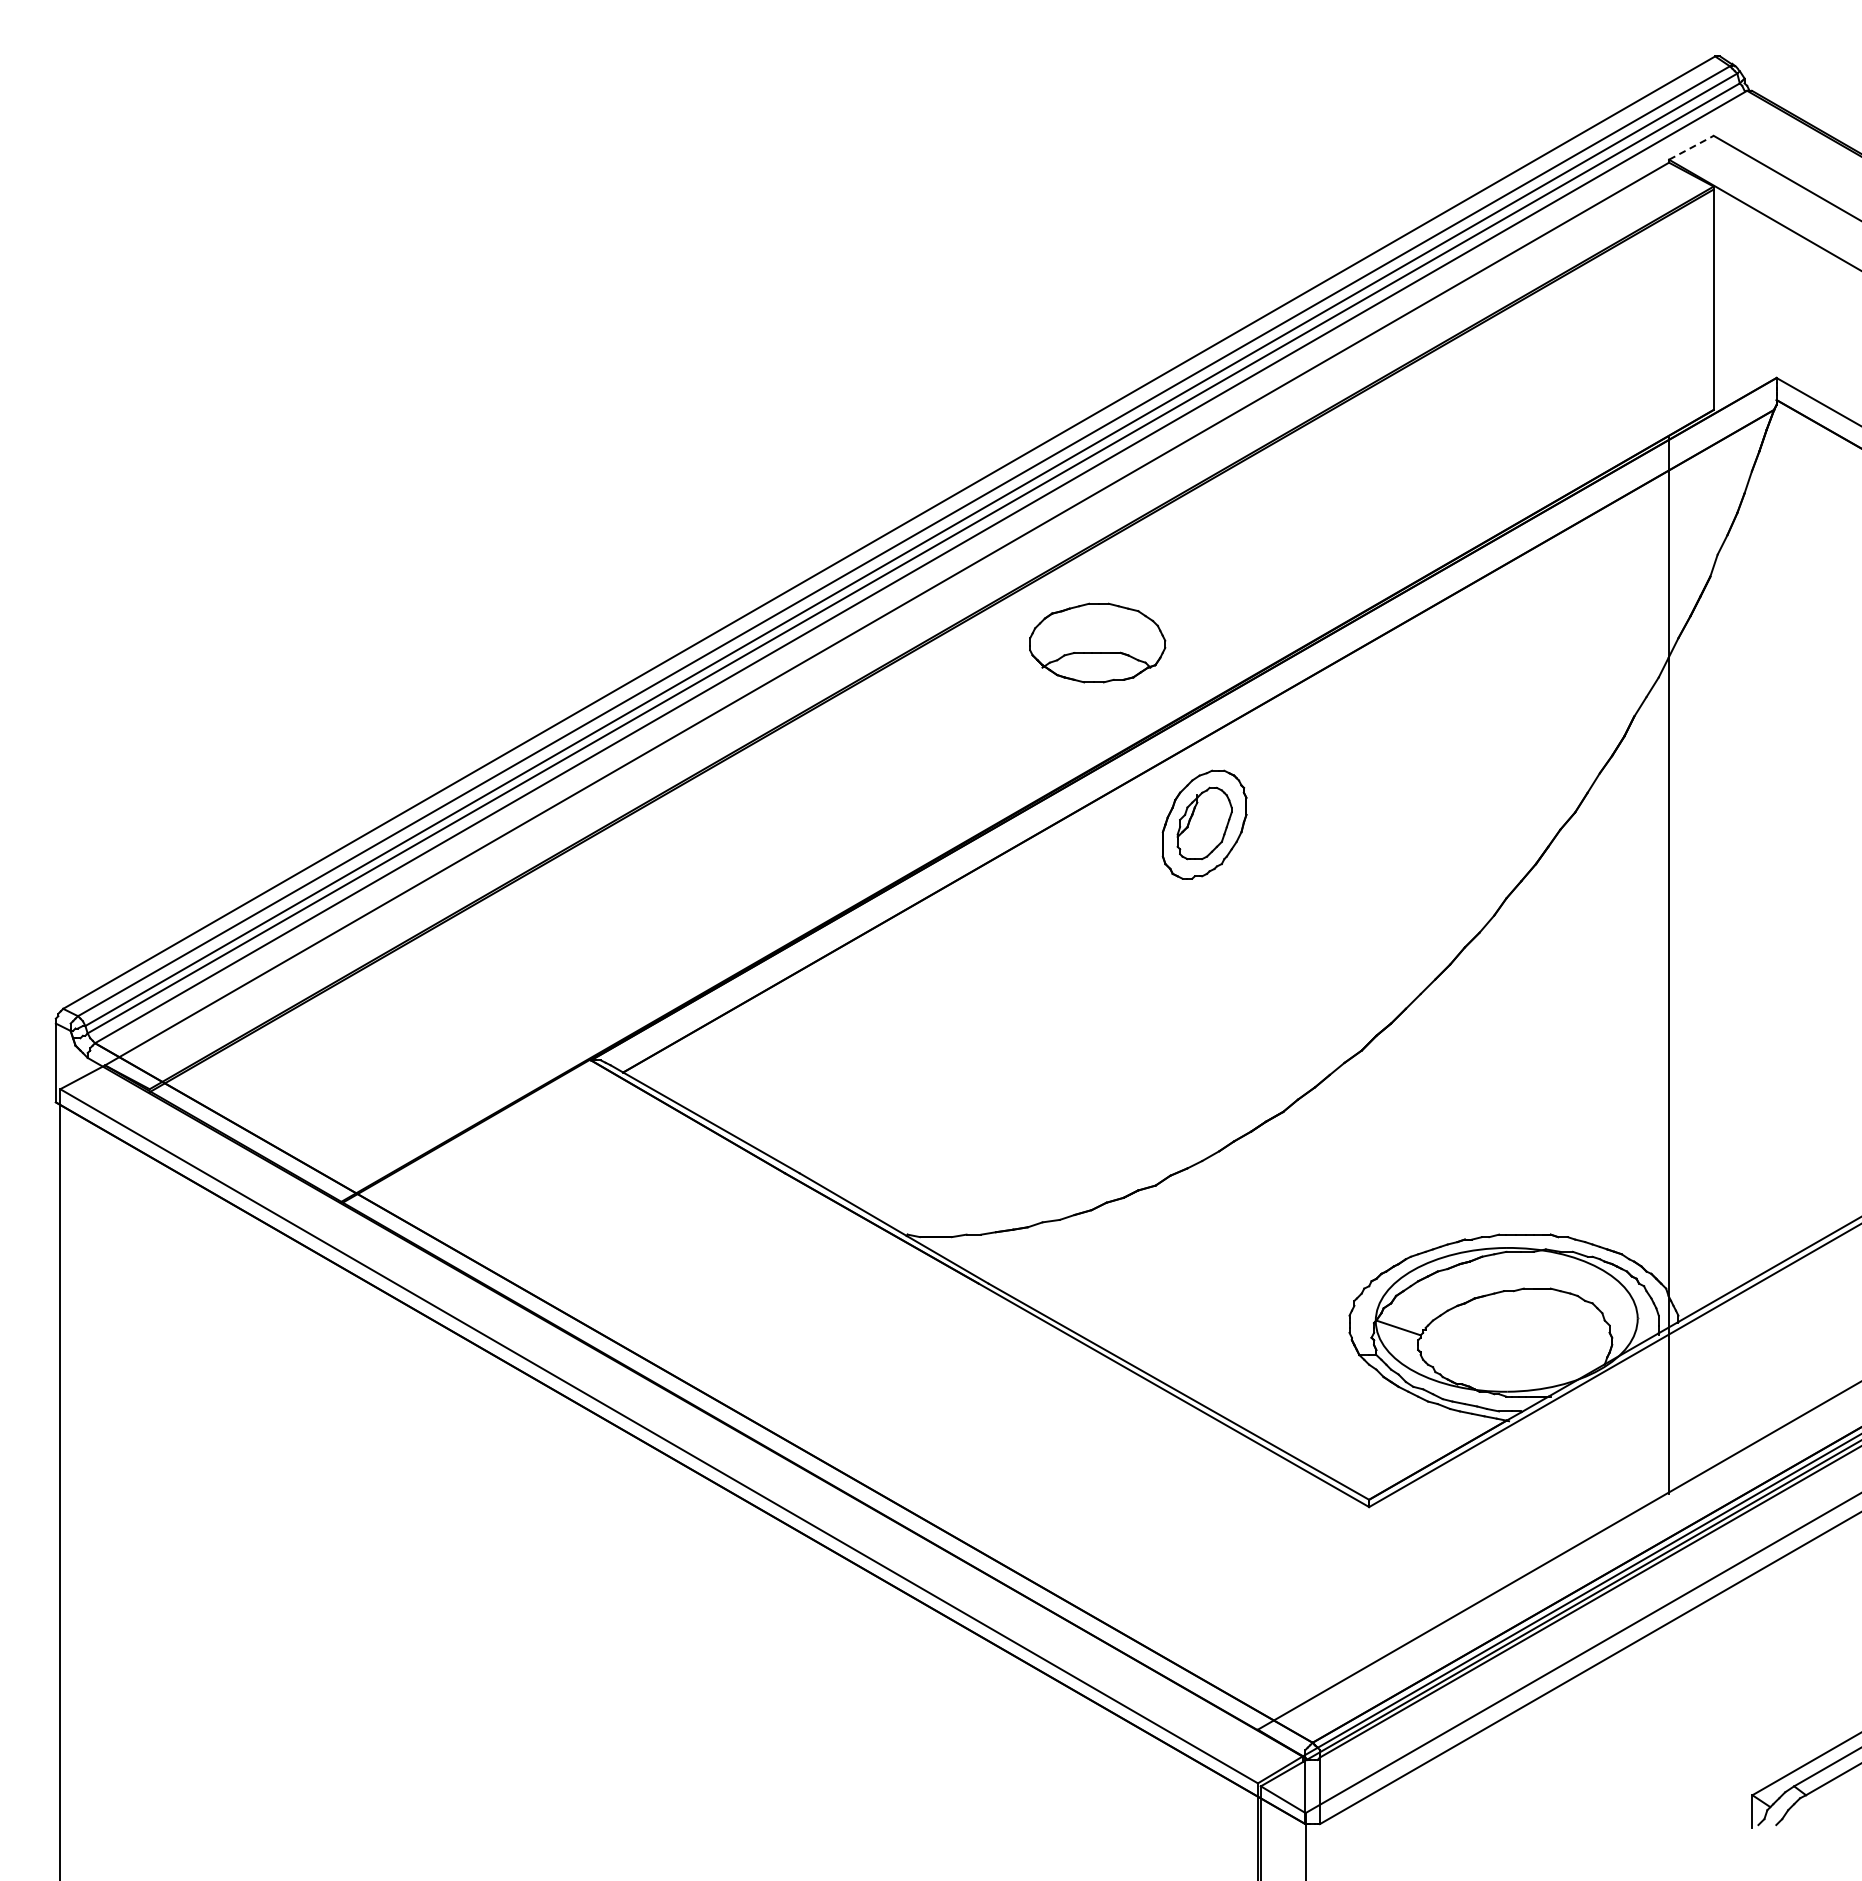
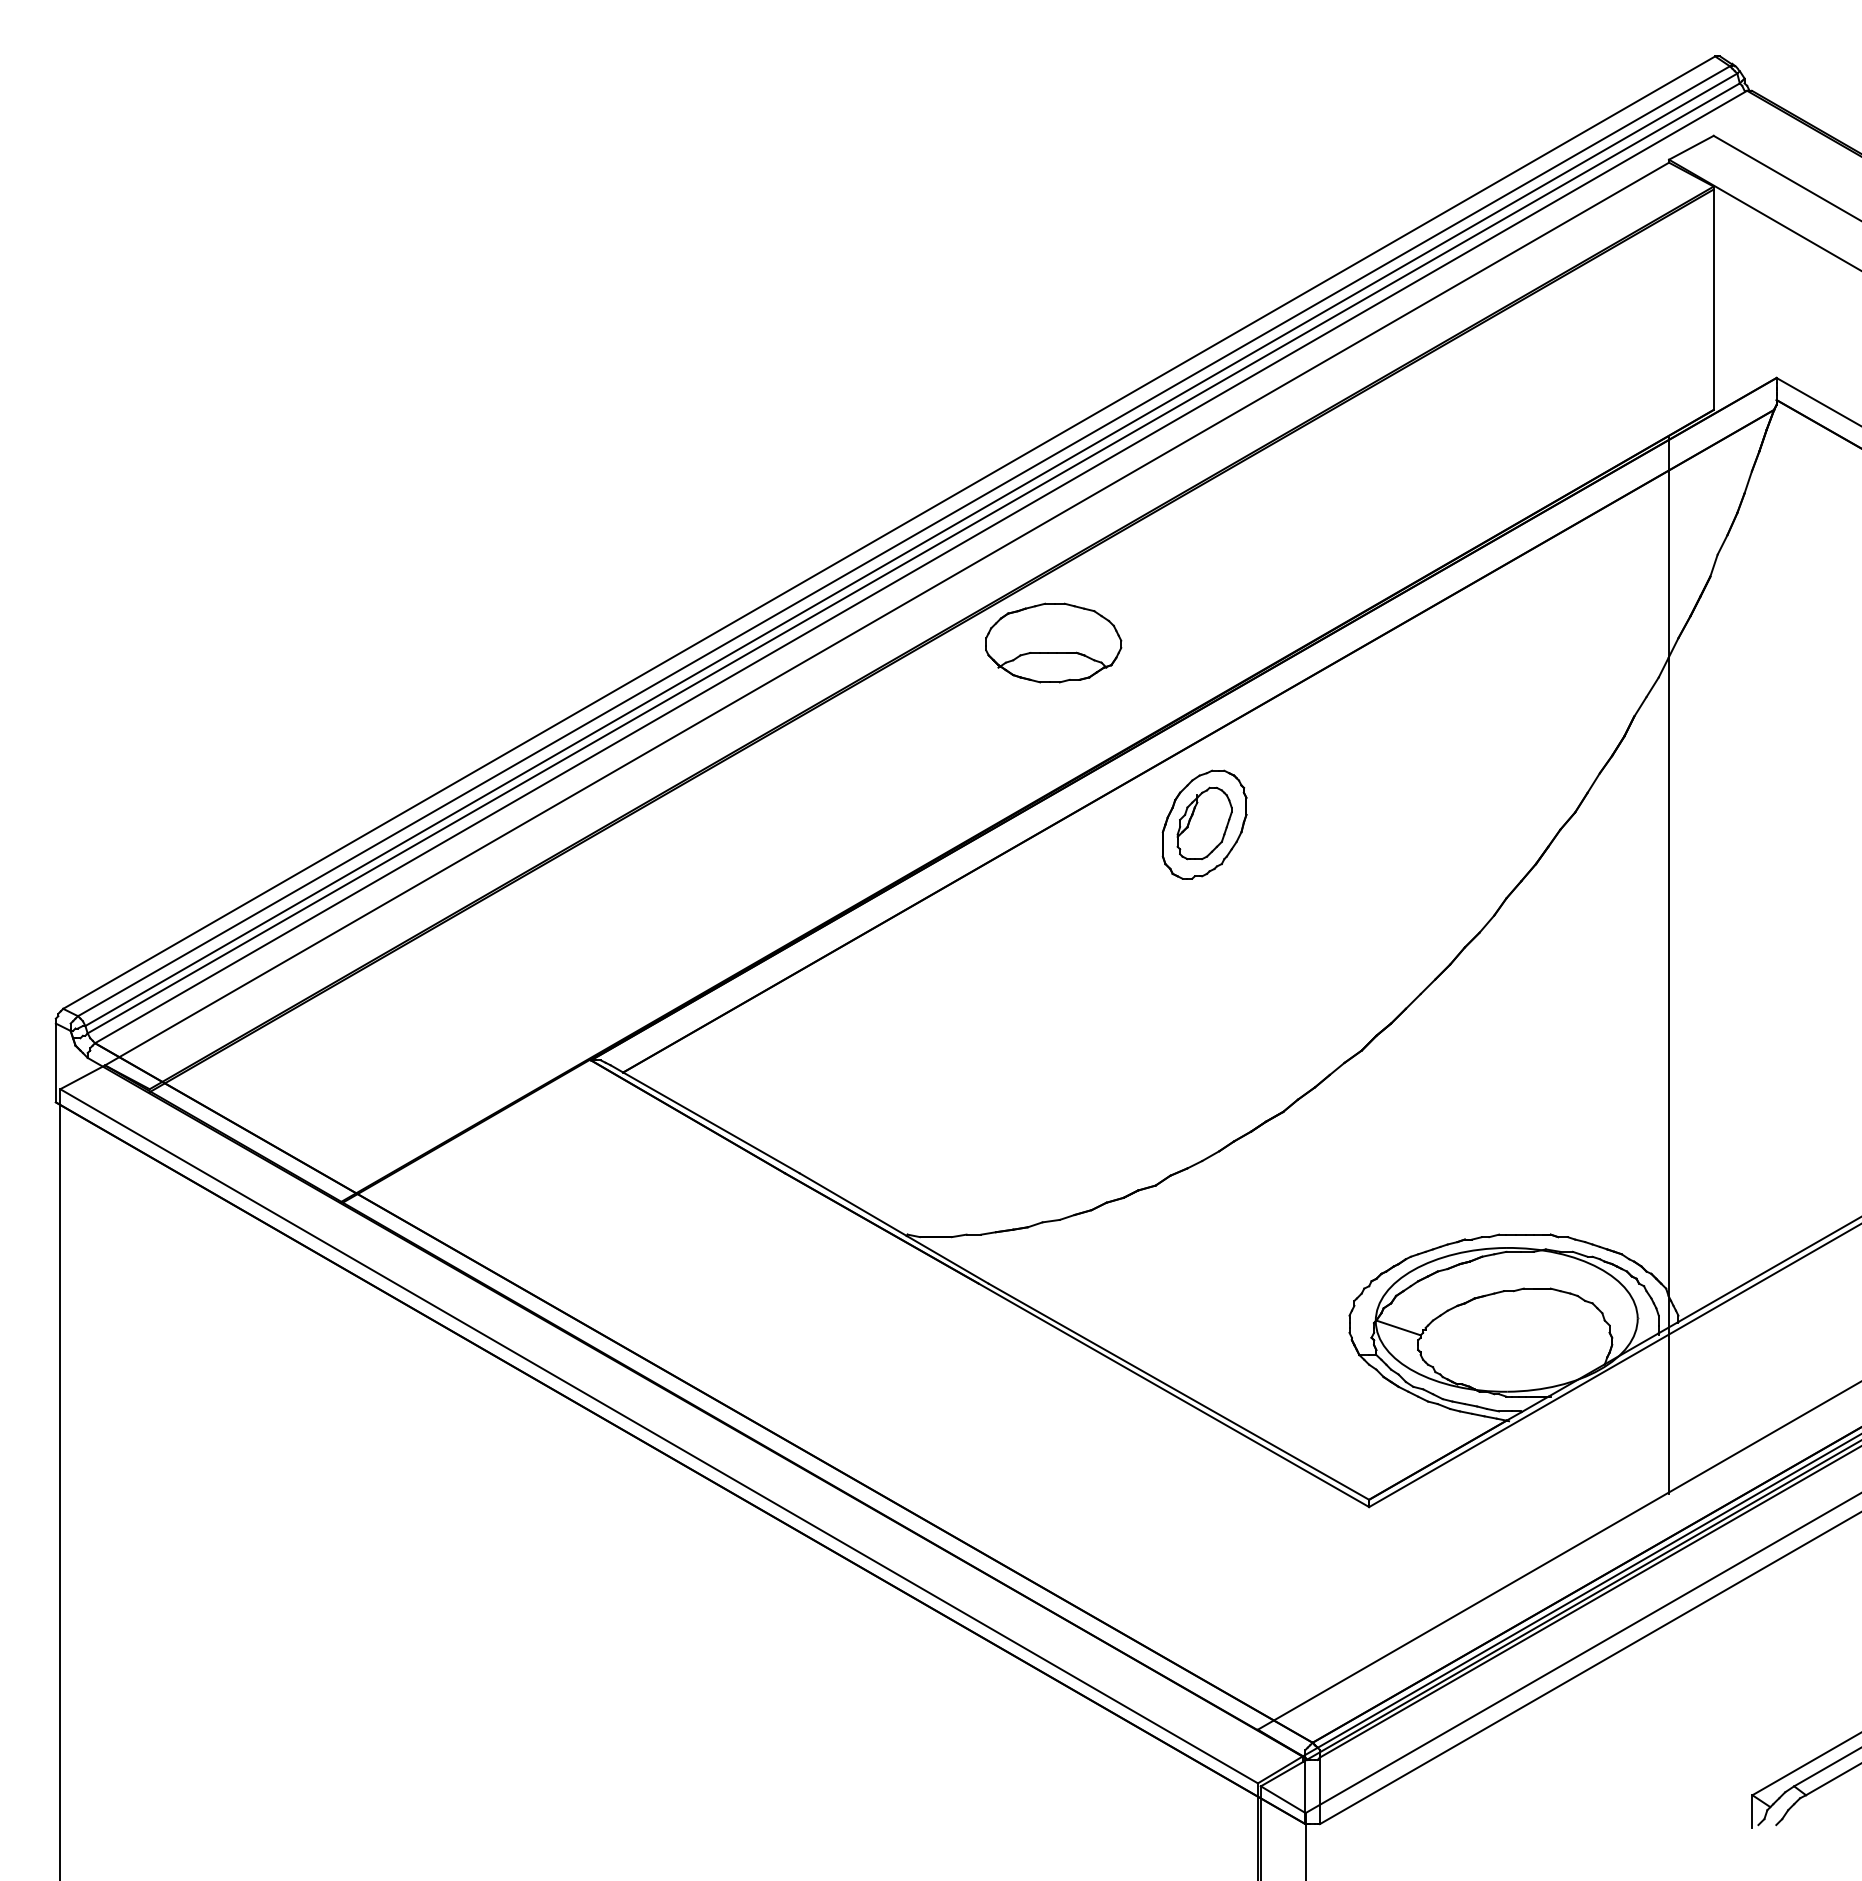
line: dashed -> solid (1691, 147)
part position: (1097, 642) -> (1053, 642) (1053, 642)
